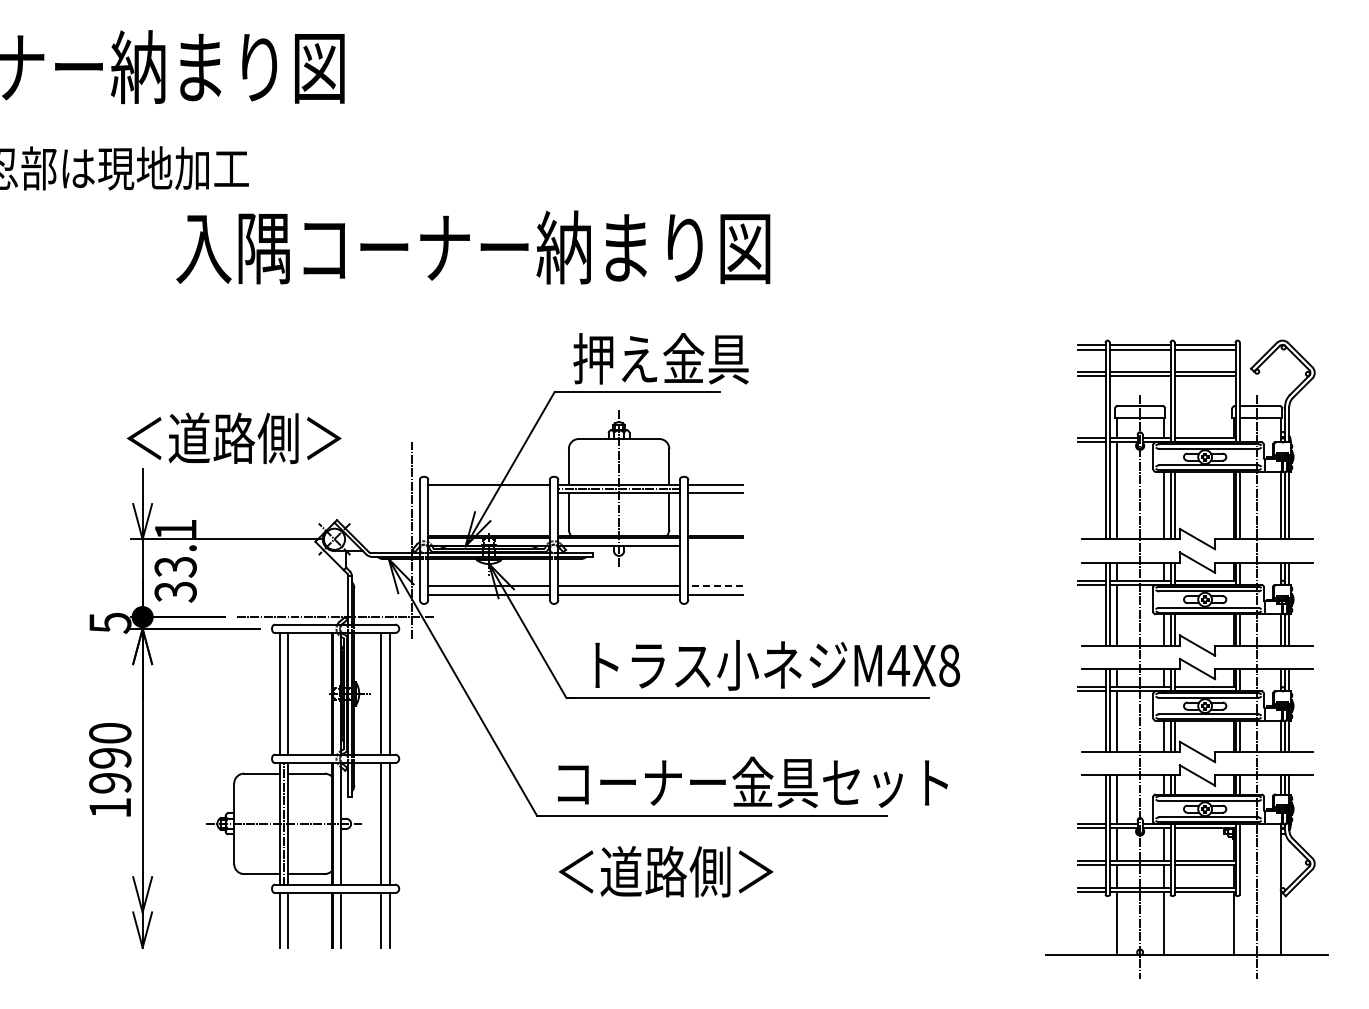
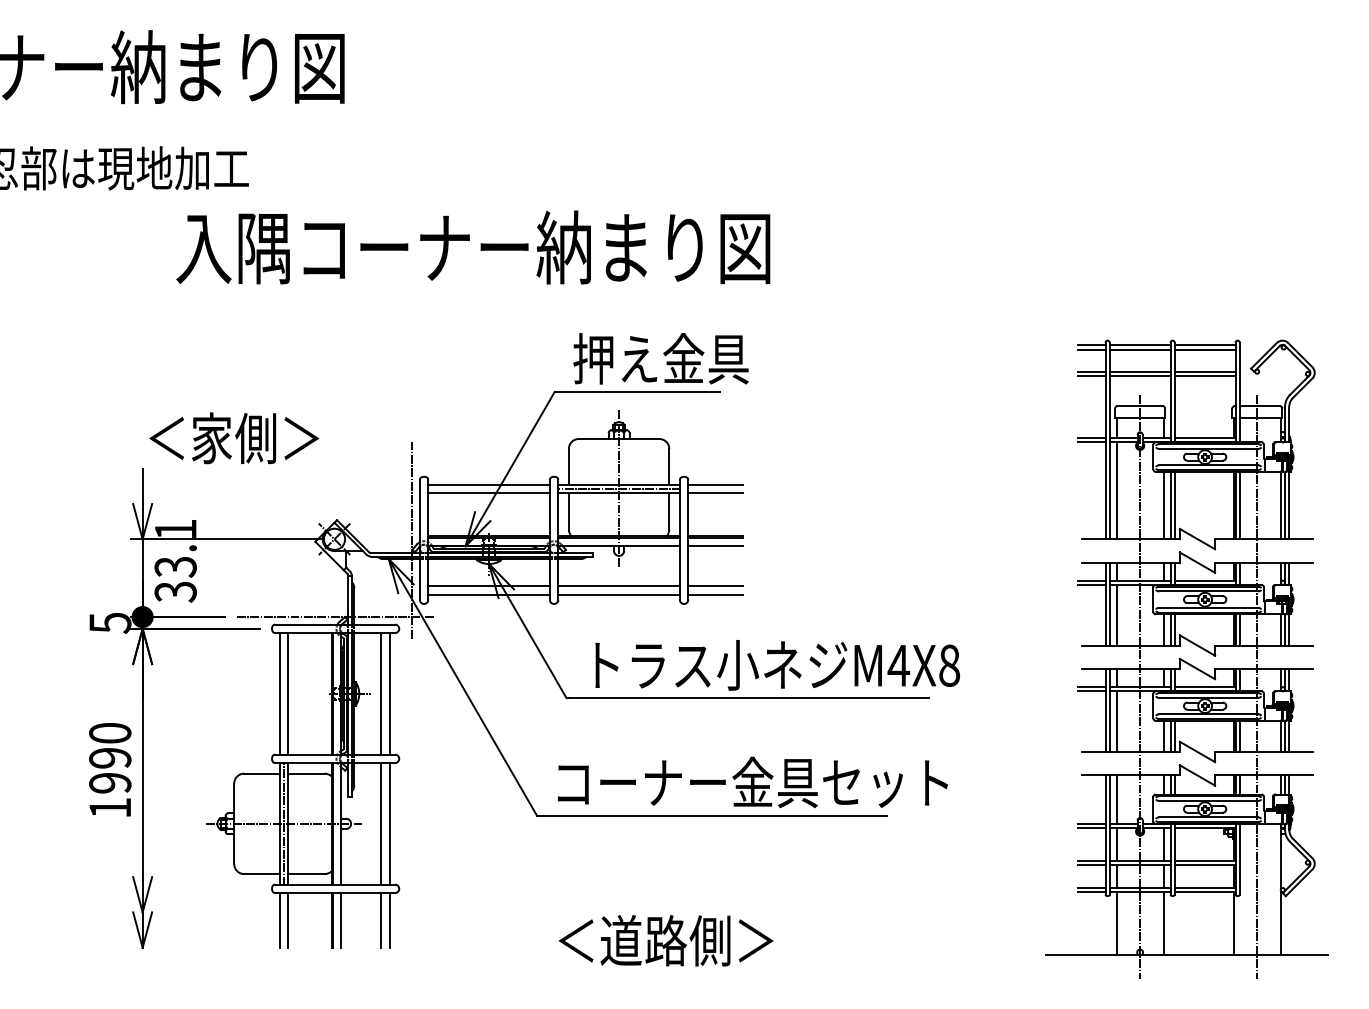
text: ＜道路側＞ -> ＜家側＞ (233, 438)
line: none -> present (488, 492)
line: none -> present (715, 546)
line: dashed -> solid (715, 586)
text position: (665, 871) -> (665, 940) (665, 940)
